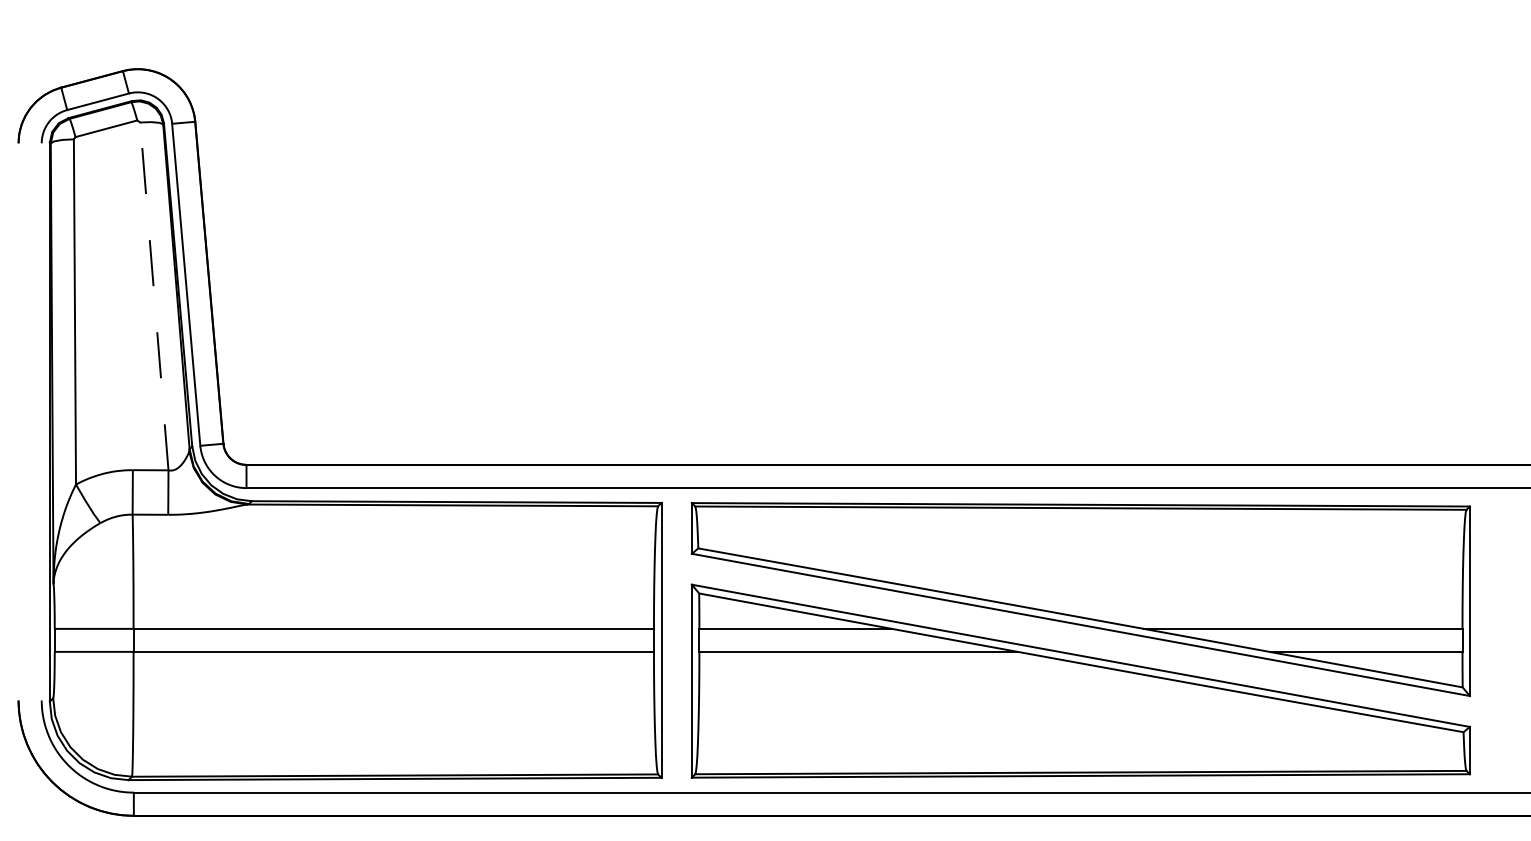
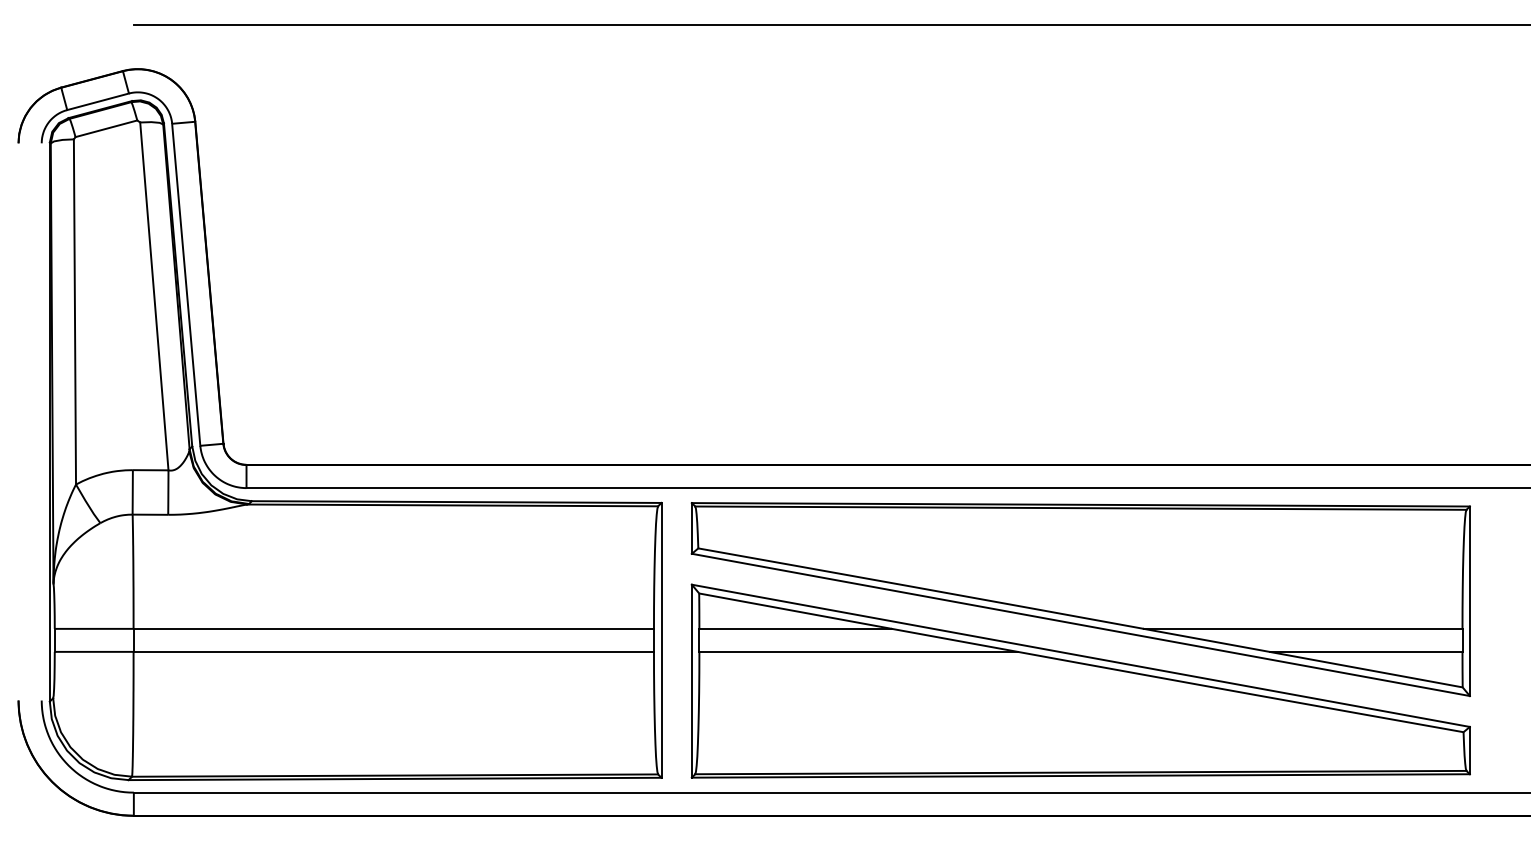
line: none -> present (830, 25)
line: dashed -> solid (154, 295)
